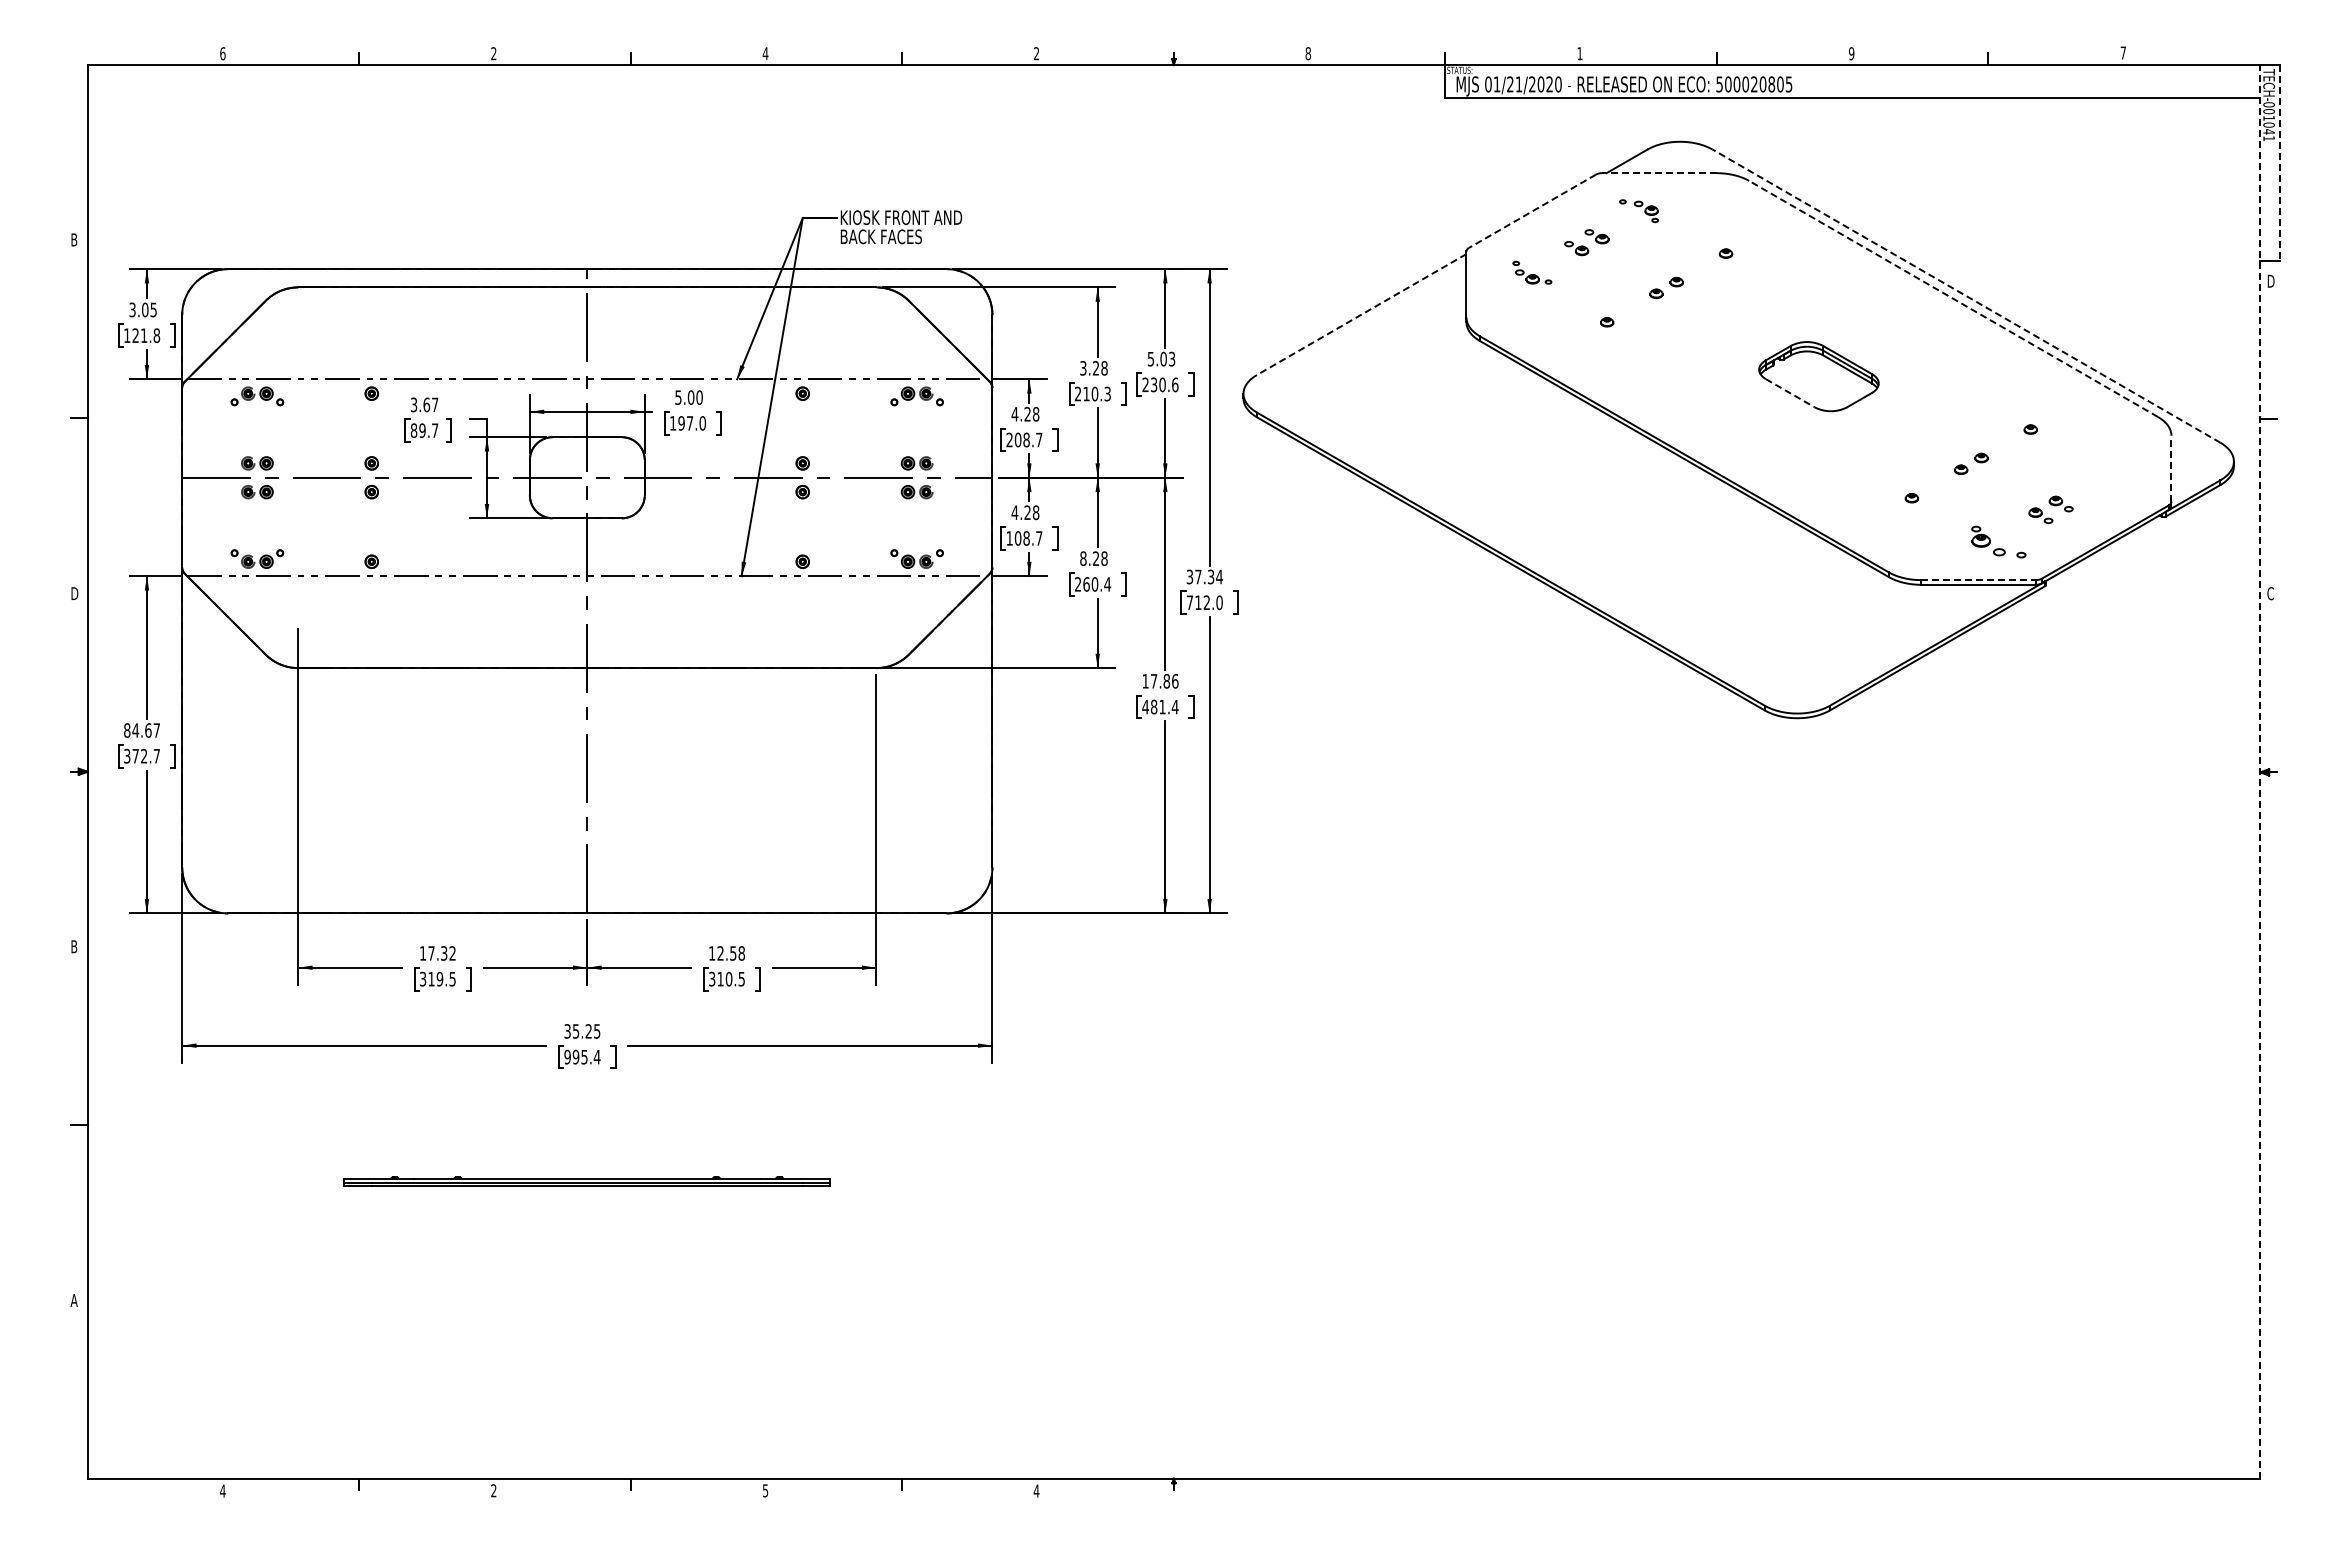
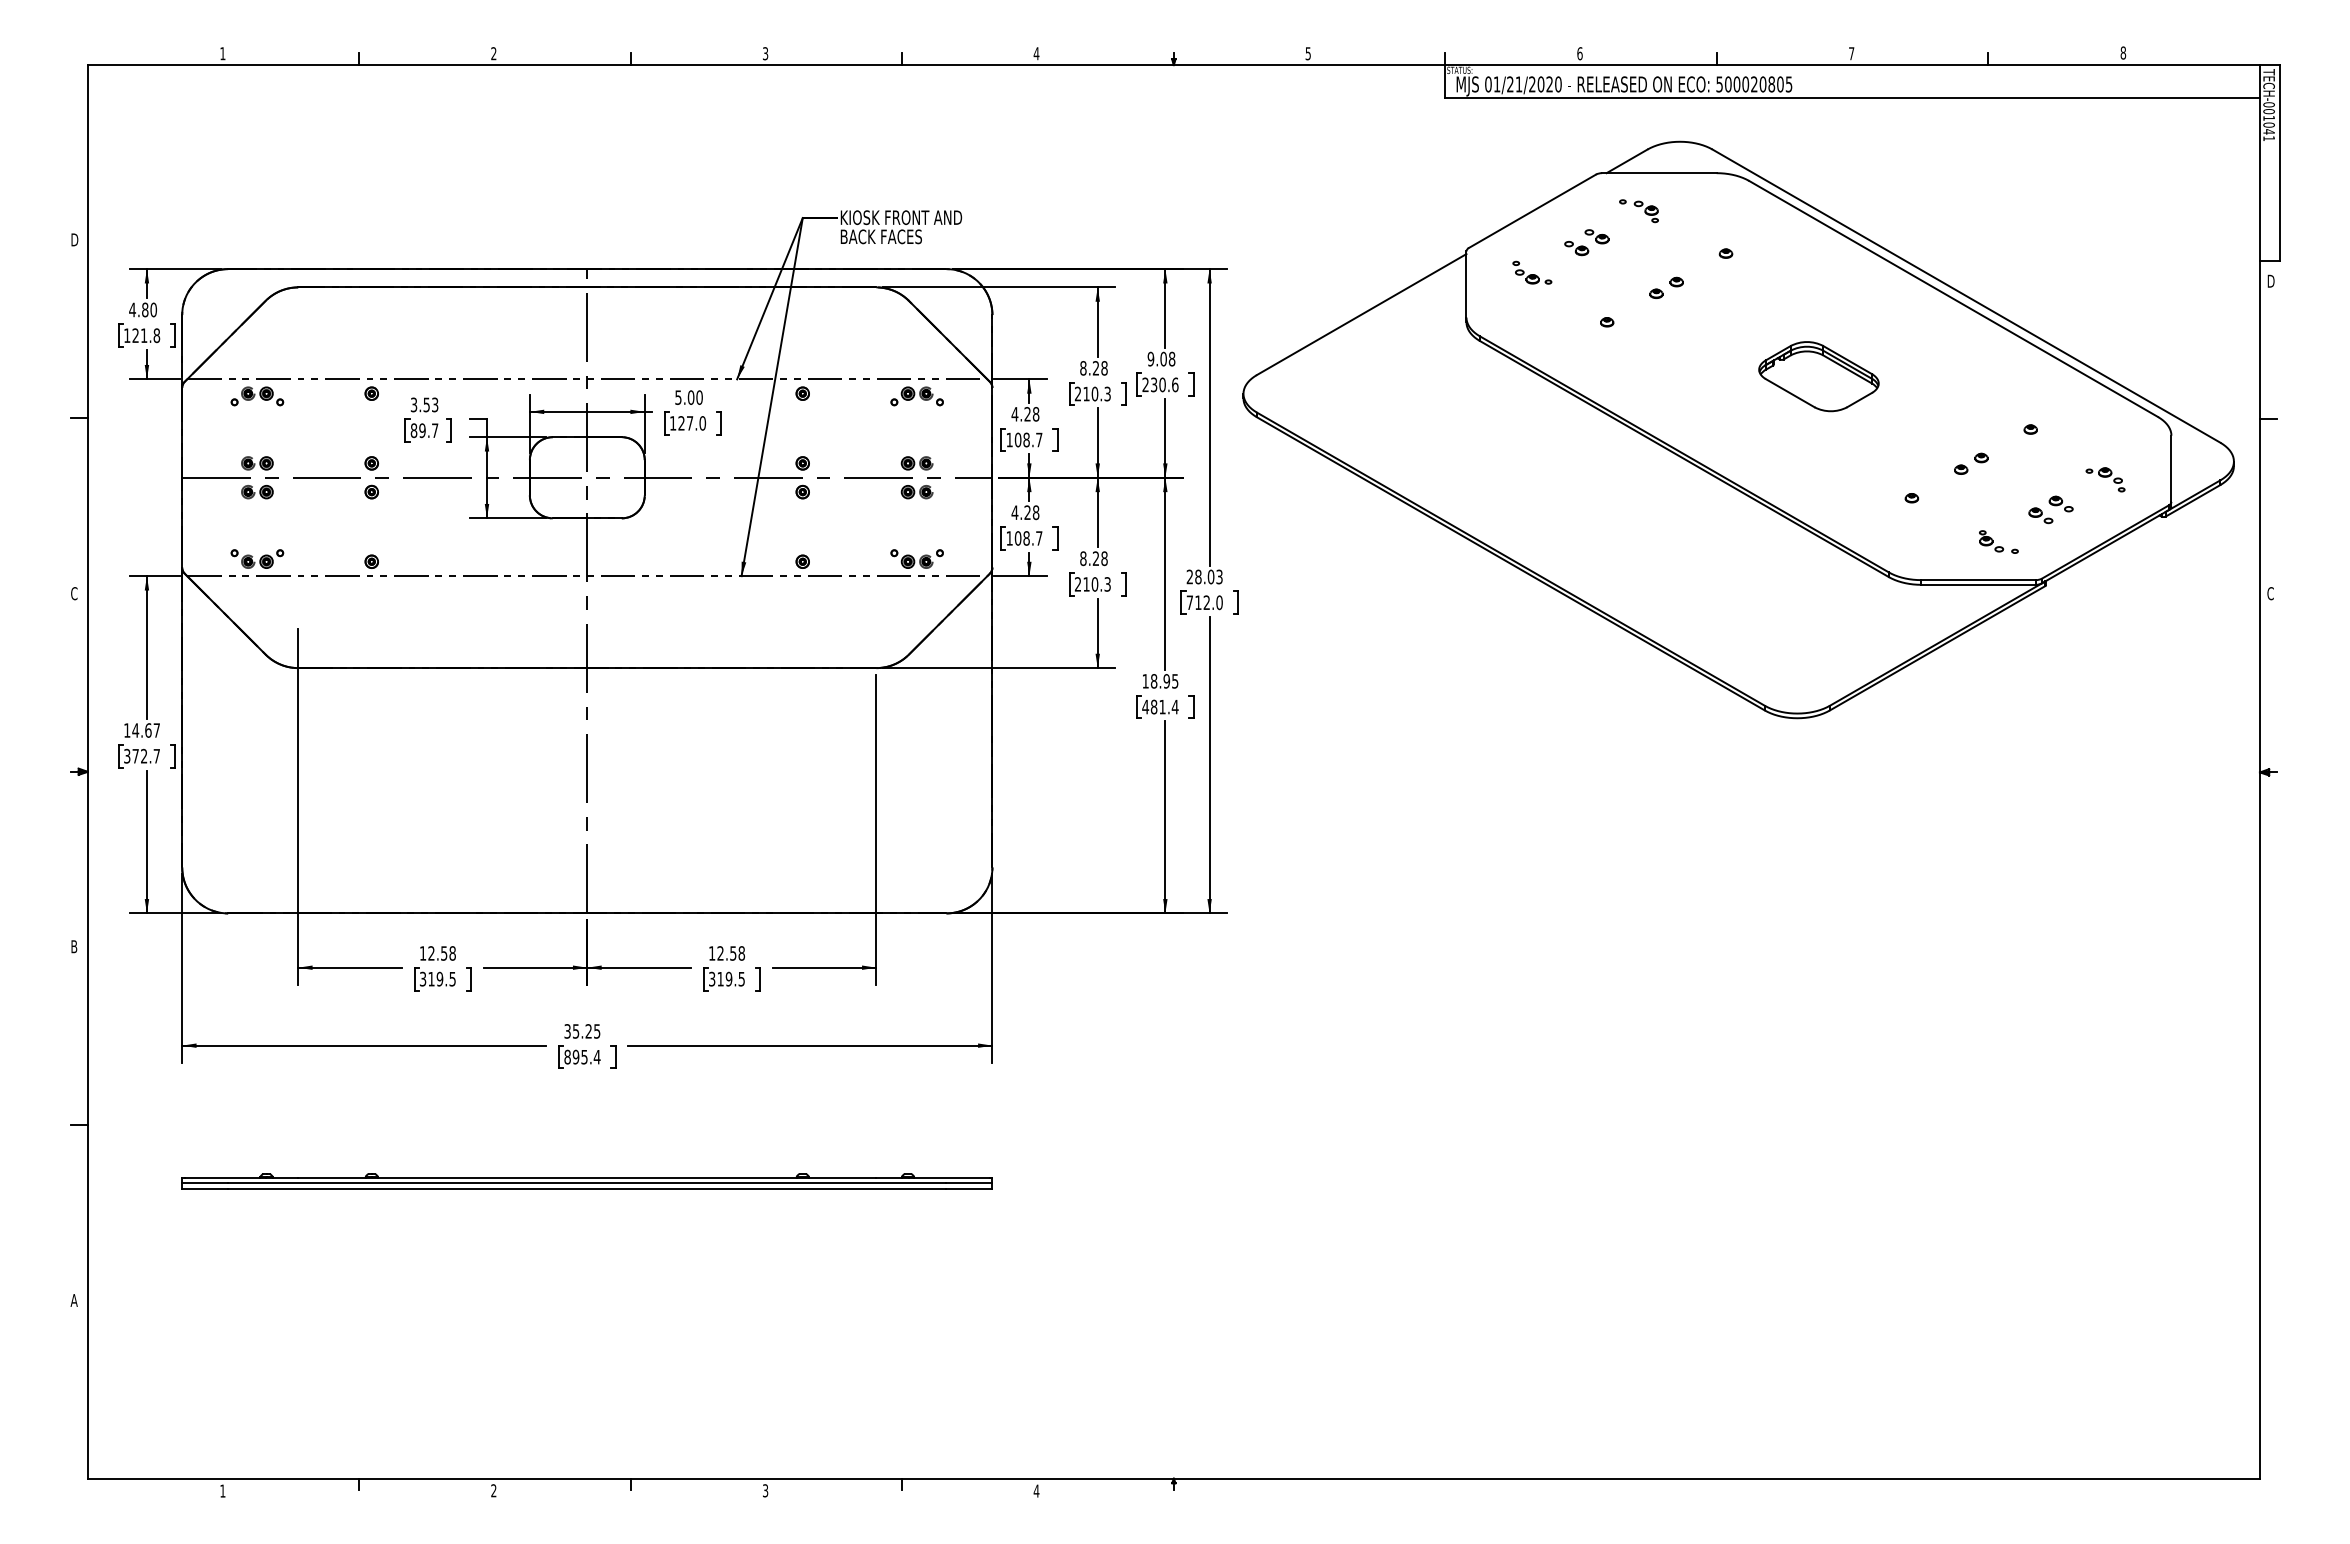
text: 7 -> 8 (2123, 52)
text: 6 -> 1 (222, 53)
text: 4 -> 3 (765, 53)
text: 2 -> 4 (1036, 53)
text: 8 -> 5 (1307, 53)
text: 1 -> 6 (1579, 53)
text: 9 -> 7 (1851, 53)
line: dashed -> solid (2279, 162)
line: dashed -> solid (1658, 173)
line: dashed -> solid (1532, 211)
text: B -> D (75, 239)
line: dashed -> solid (1966, 295)
line: dashed -> solid (1953, 298)
text: 3.05 -> 4.80 (142, 309)
line: dashed -> solid (1361, 314)
text: 5.03 -> 9.08 (1161, 358)
text: 3.28 -> 8.28 (1083, 368)
line: dashed -> solid (1790, 393)
text: 3.67 -> 3.53 (430, 404)
text: 197.0 -> 127.0 (681, 423)
text: 208.7 -> 108.7 (1009, 439)
line: dashed -> solid (2171, 468)
part: none -> present (2105, 479)
part size: 56x34 px -> 40x24 px (1998, 541)
text: 37.34 -> 28.03 (1204, 576)
line: dashed -> solid (1979, 580)
text: 260.4 -> 210.3 (1097, 584)
text: D -> C (74, 593)
text: 17.86 -> 18.95 (1164, 681)
text: 84.67 -> 14.67 (127, 730)
line: dashed -> solid (2260, 771)
text: 17.32 -> 12.58 (441, 953)
text: 310.5 -> 319.5 (728, 979)
text: 995.4 -> 895.4 (567, 1057)
part size: 488x11 px -> 812x17 px (586, 1181)
text: 4 -> 1 (222, 1490)
text: 5 -> 3 (765, 1490)
